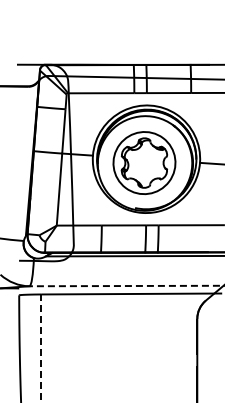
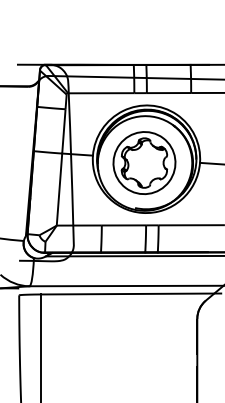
line: dashed -> solid (127, 286)
line: dashed -> solid (41, 348)
